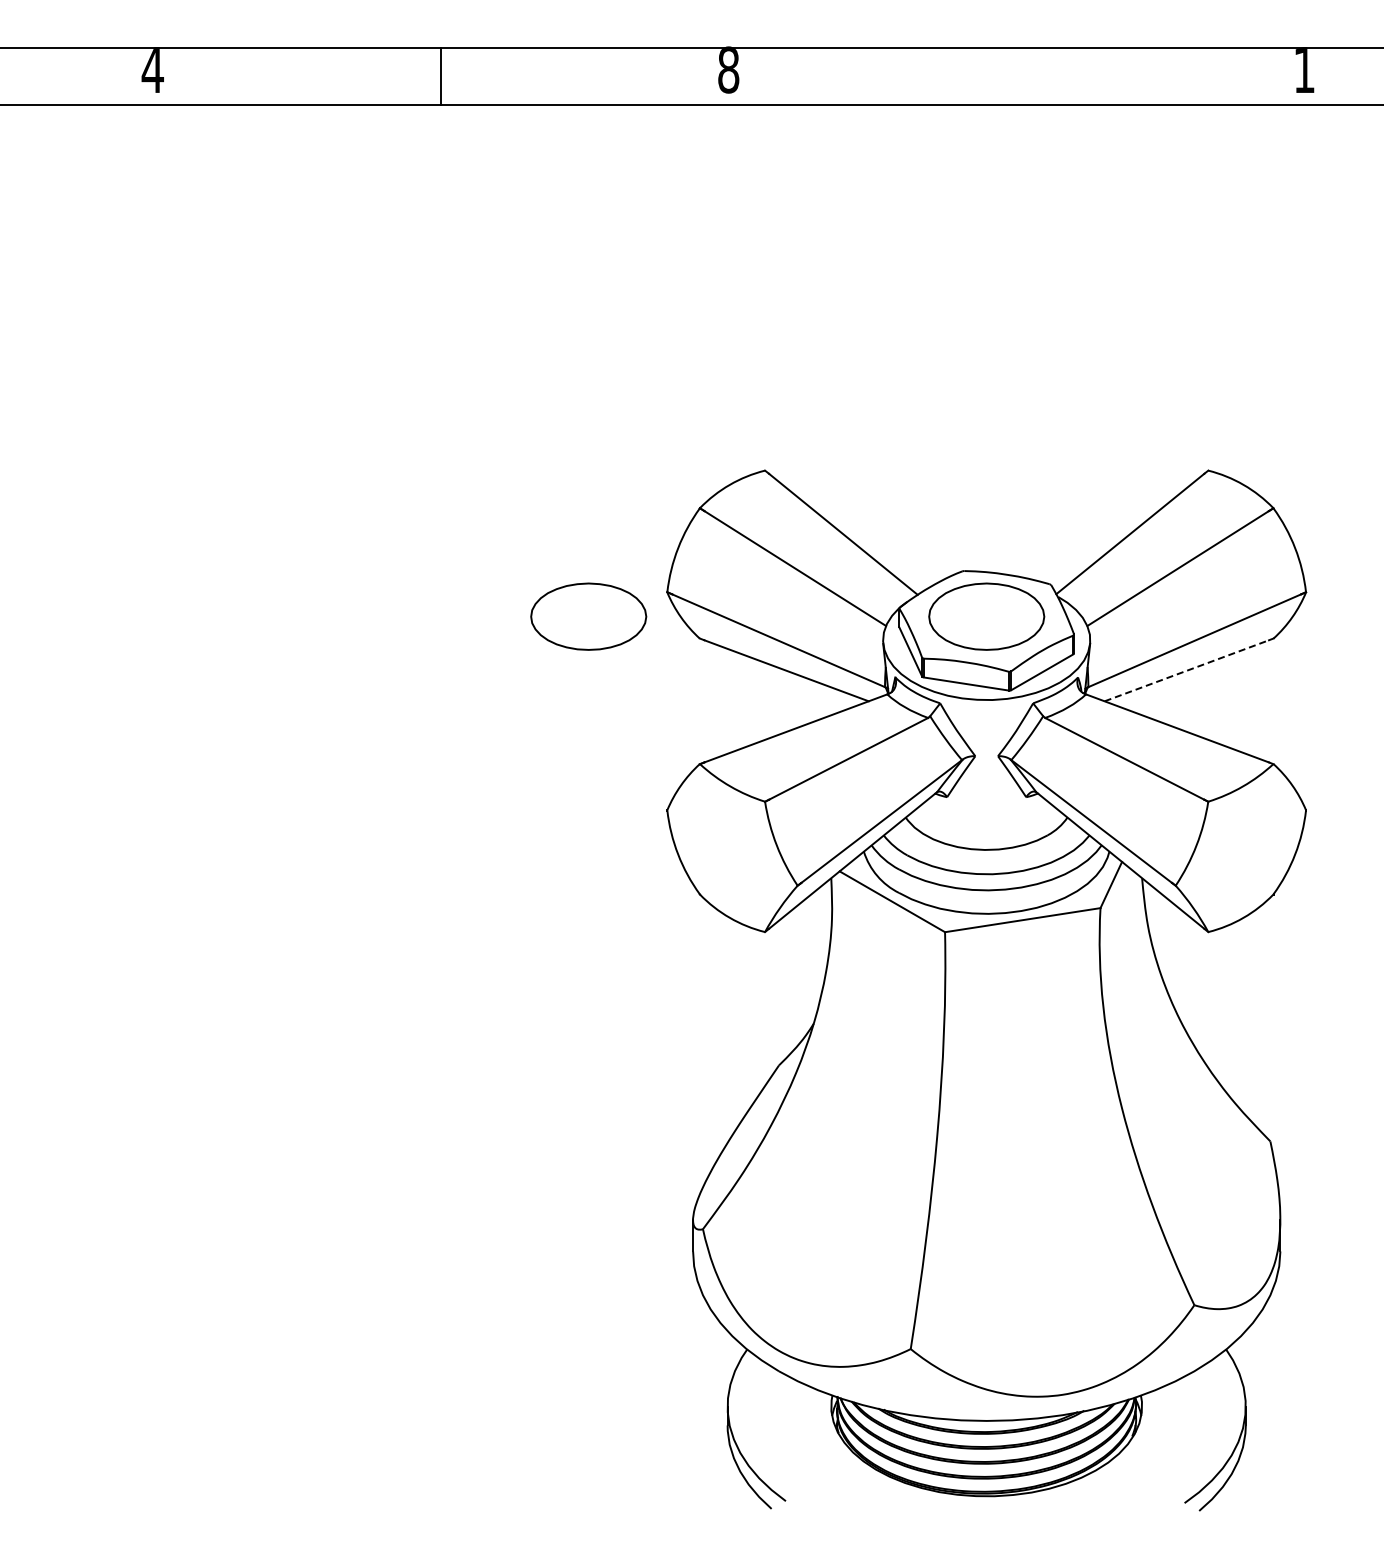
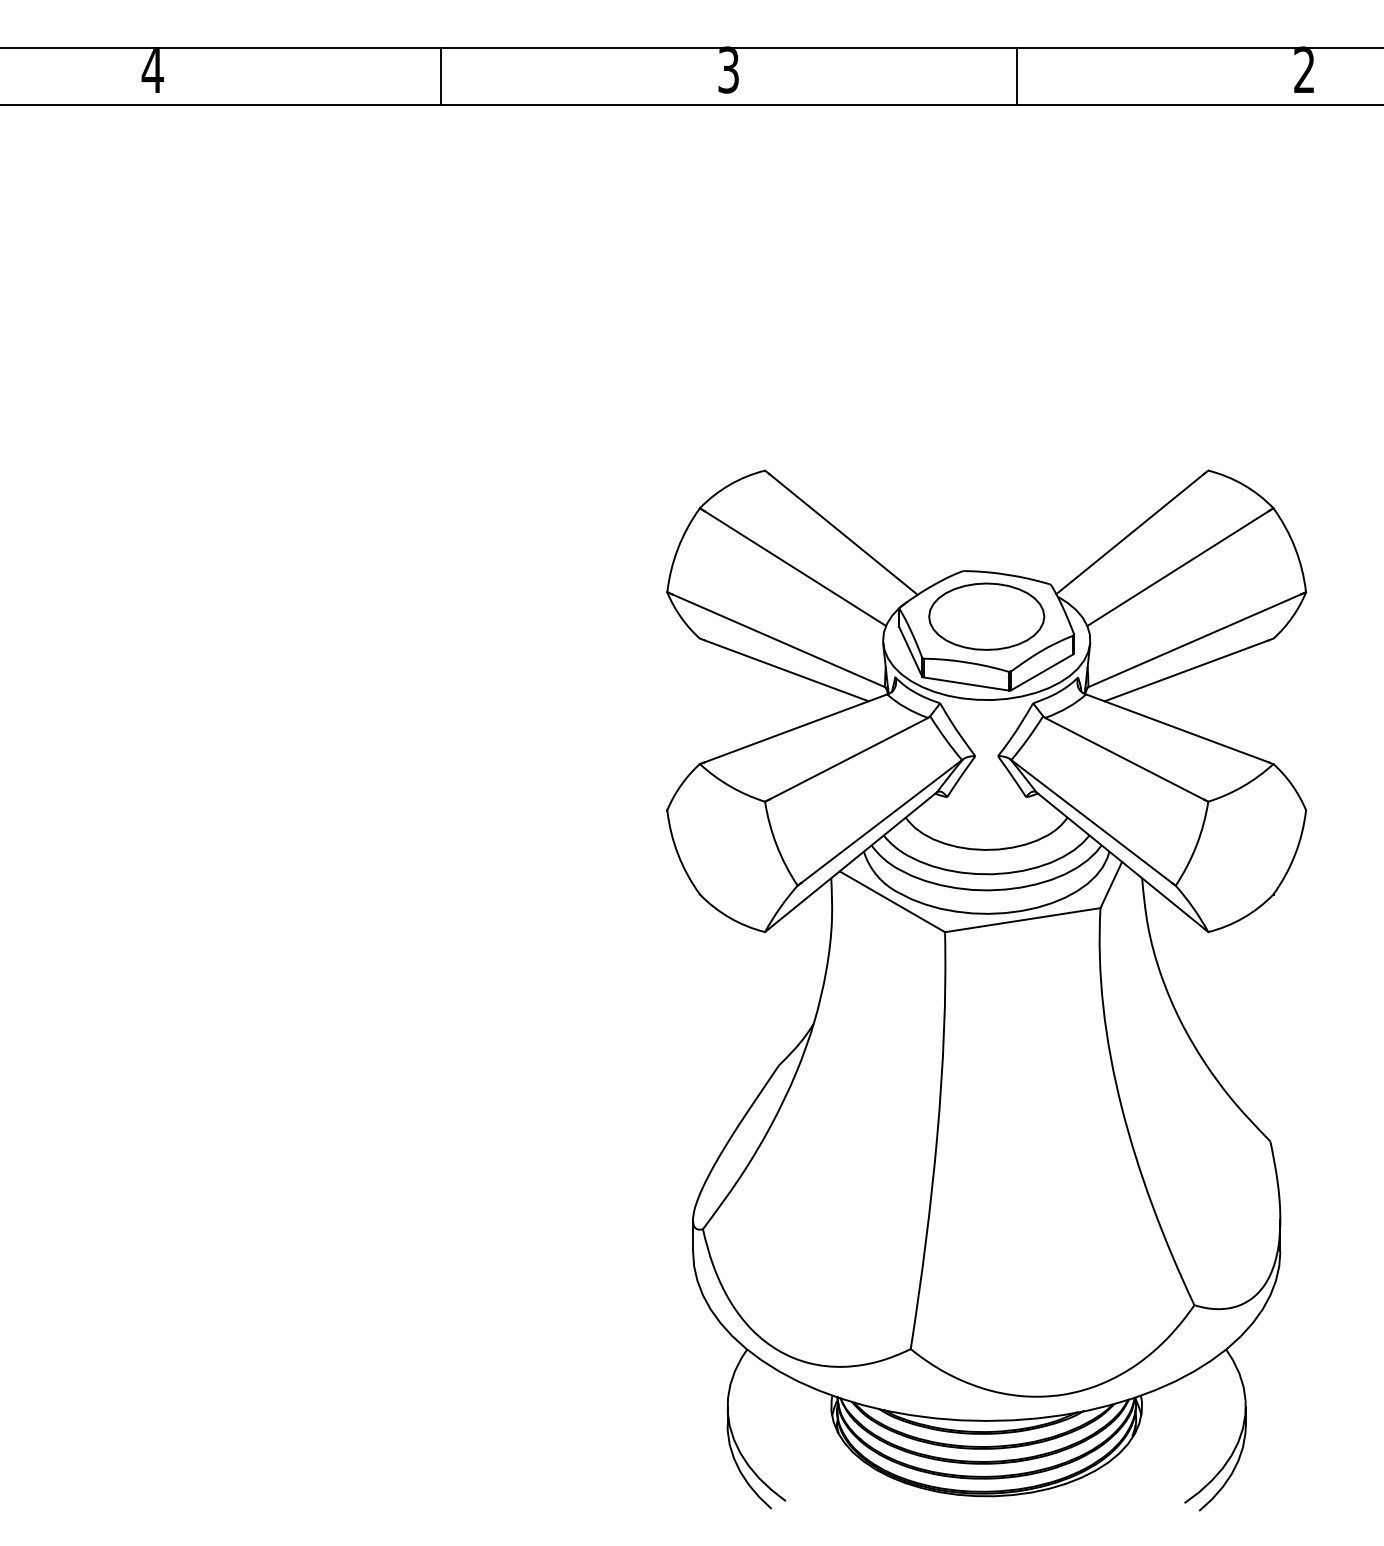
text: 8 -> 3 (728, 69)
text: 1 -> 2 (1304, 69)
line: none -> present (1017, 76)
part: present -> none (588, 616)
line: dashed -> solid (1186, 670)
